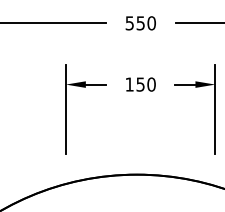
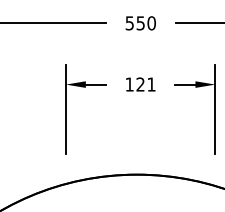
text: 150 -> 121 (145, 84)
